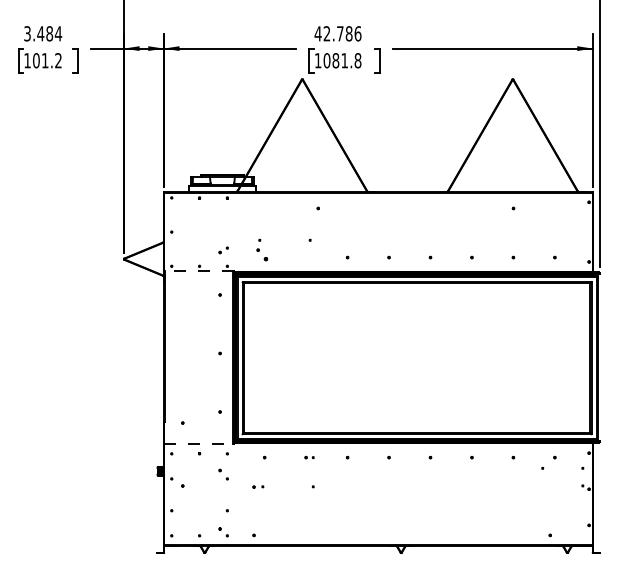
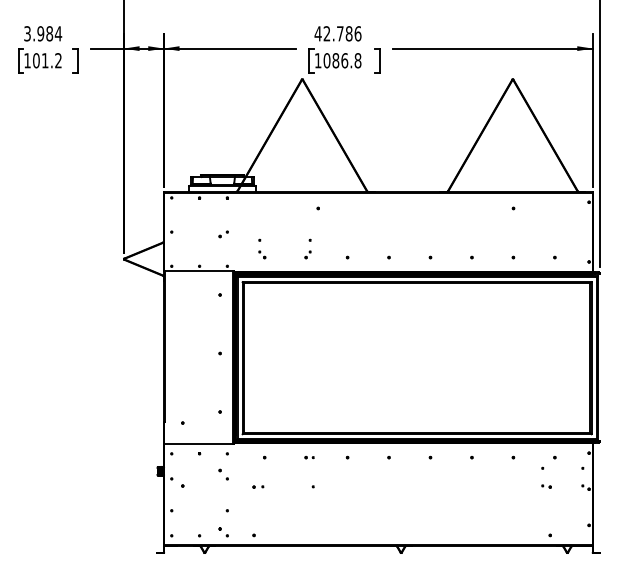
text: 3.484 -> 3.984 (40, 33)
text: 1081.8 -> 1086.8 (344, 60)
part position: (223, 250) -> (223, 234) (223, 234)
part size: 13x14 px -> 9x10 px (262, 254)
part: none -> present (307, 254)
line: dashed -> solid (199, 271)
line: dashed -> solid (199, 443)
part: none -> present (546, 486)
